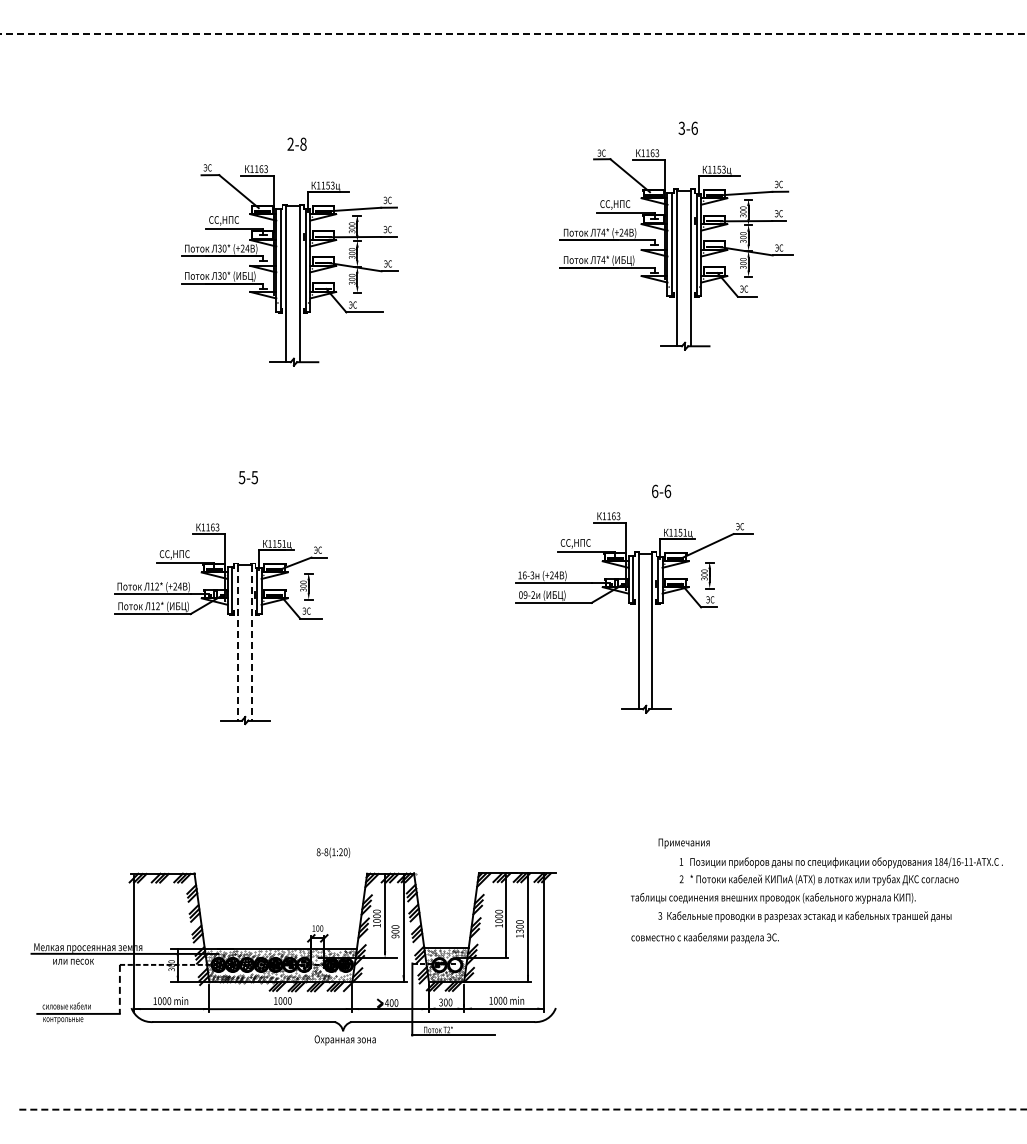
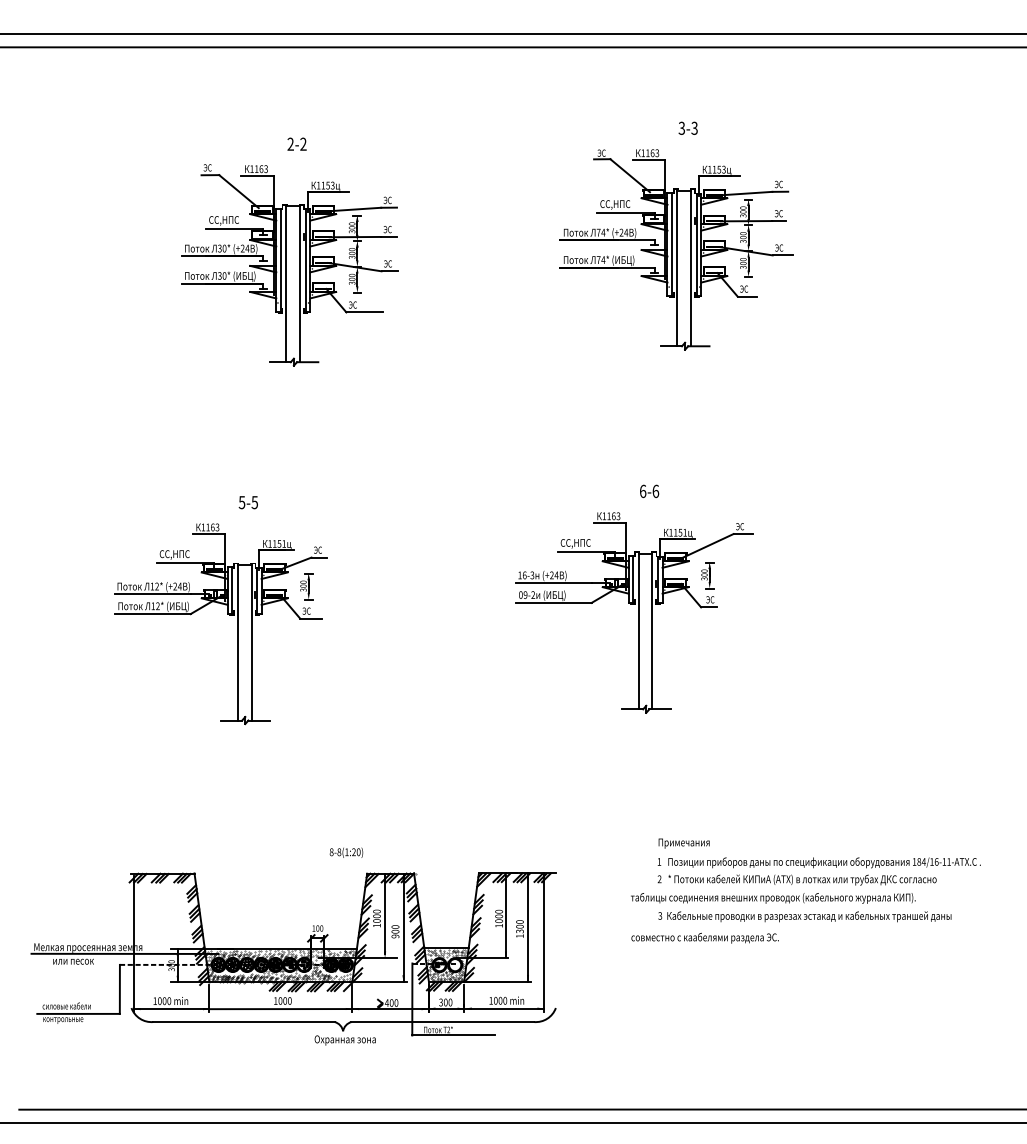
line: dashed -> solid (513, 34)
line: none -> present (512, 47)
text: 3-6 -> 3-3 (694, 127)
text: 2-8 -> 2-2 (303, 143)
text position: (247, 477) -> (247, 502) (247, 502)
text position: (661, 491) -> (649, 491) (649, 491)
line: dashed -> solid (237, 642)
line: dashed -> solid (251, 642)
text position: (333, 852) -> (346, 852) (346, 852)
text position: (840, 871) -> (818, 871) (818, 871)
line: dashed -> solid (119, 989)
line: dashed -> solid (523, 1109)
line: none -> present (512, 1122)
